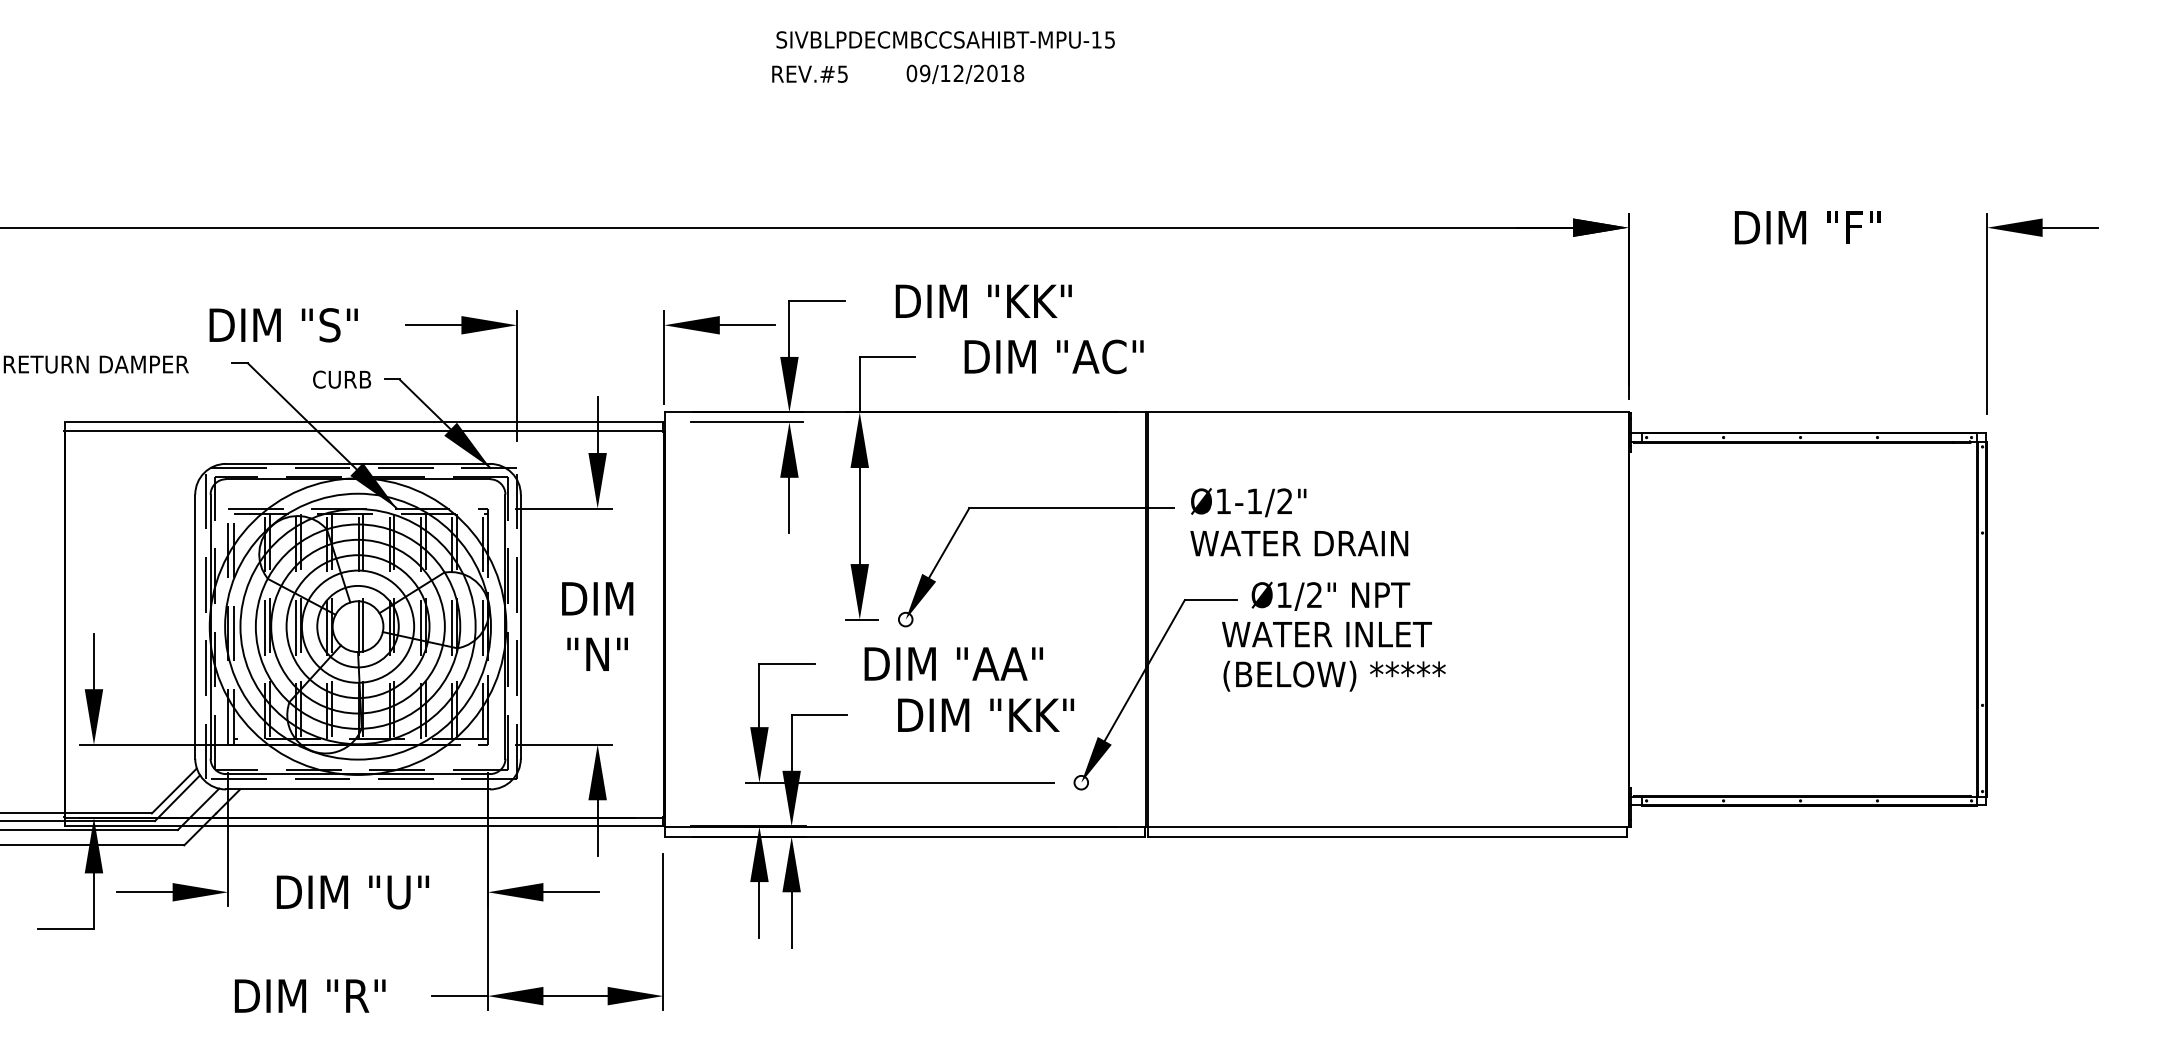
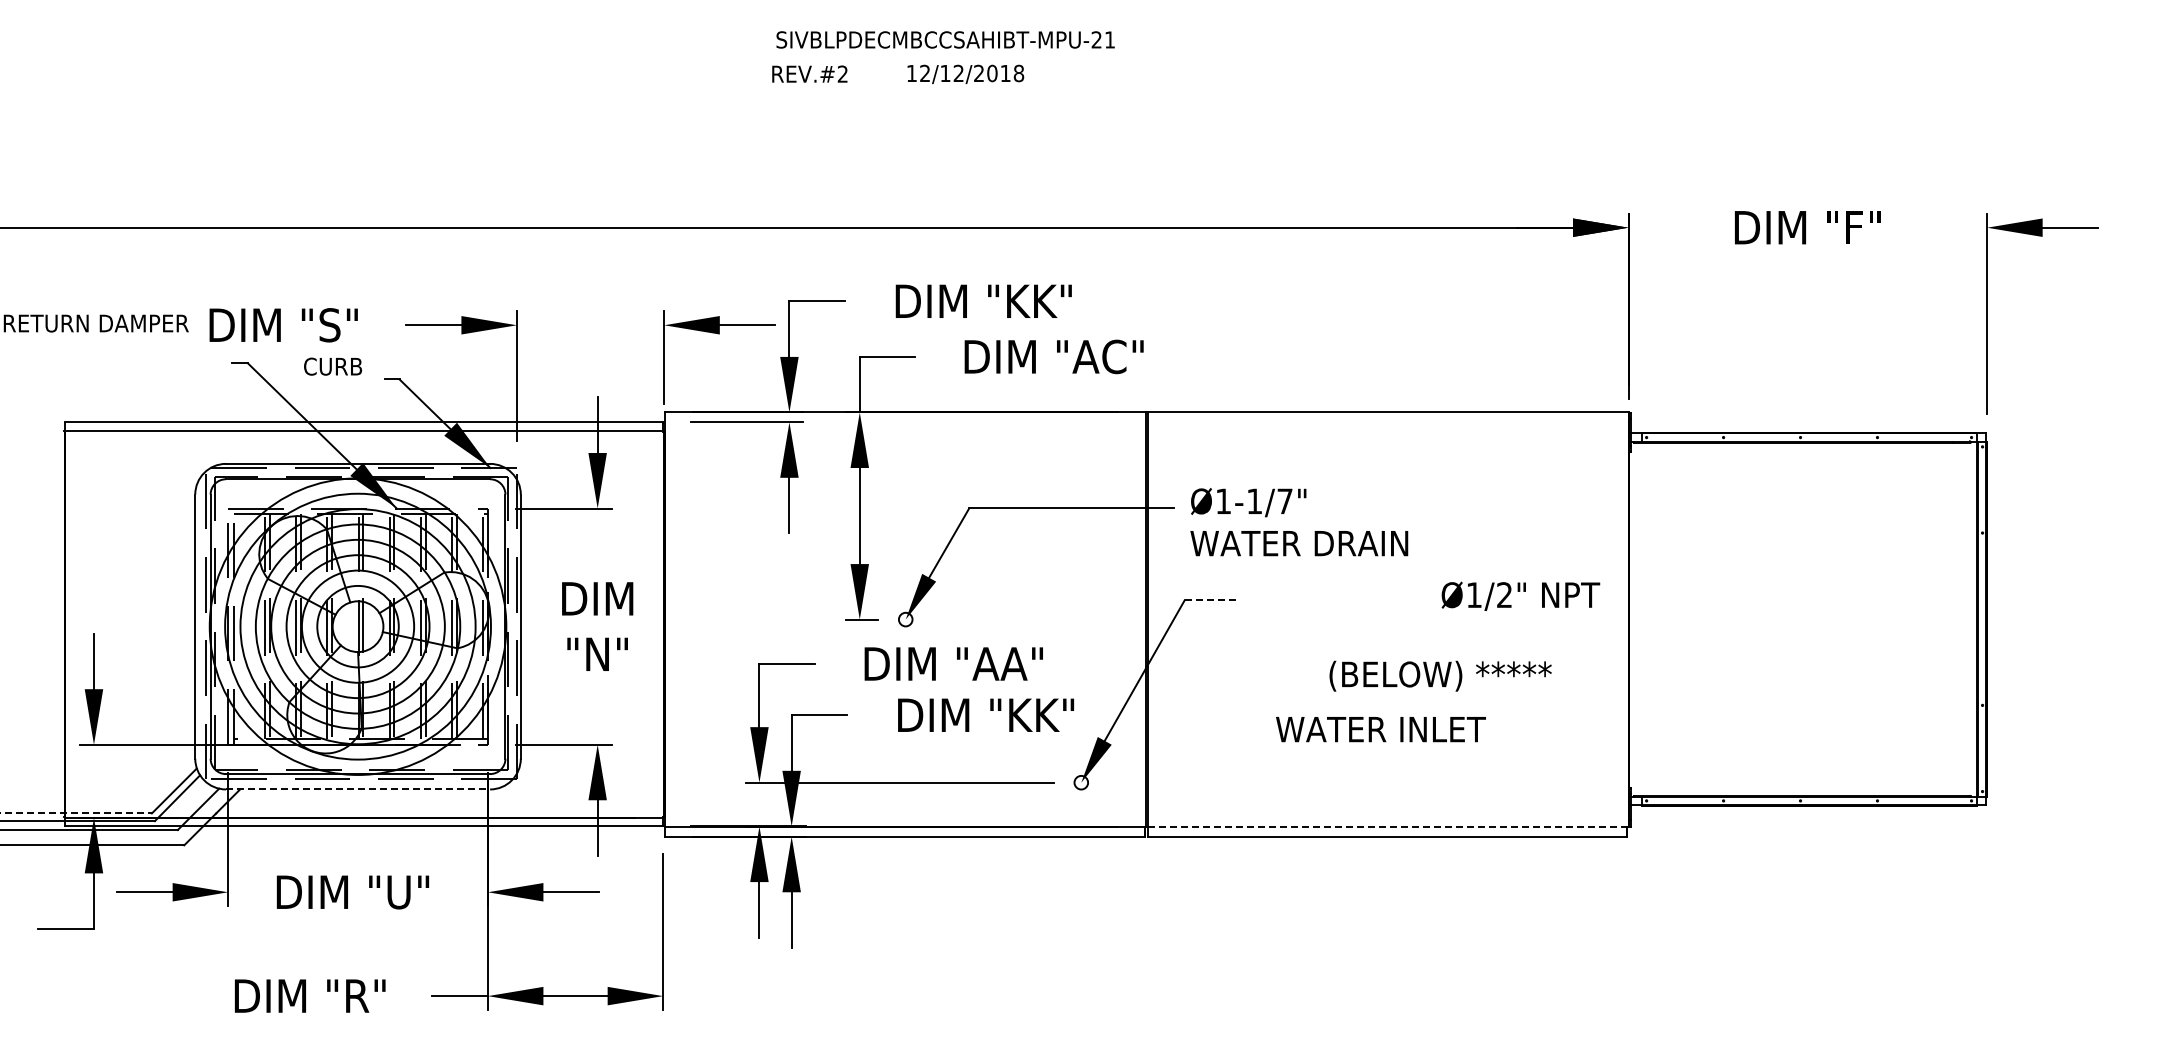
text: SIVBLPDECMBCCSAHIBT-MPU-15 -> SIVBLPDECMBCCSAHIBT-MPU-21 (1102, 39)
text: REV.#5 -> REV.#2 (842, 73)
text: 09/12/2018 -> 12/12/2018 (918, 73)
text position: (95, 364) -> (95, 323) (95, 323)
text position: (342, 379) -> (333, 366) (333, 366)
text: Ø1-1/2" -> Ø1-1/7" (1284, 500)
text position: (1330, 595) -> (1520, 595) (1520, 595)
line: solid -> dashed (1211, 600)
text position: (1326, 634) -> (1380, 729) (1380, 729)
text position: (1334, 675) -> (1440, 675) (1440, 675)
line: solid -> dashed (358, 789)
line: solid -> dashed (76, 813)
line: solid -> dashed (1388, 826)
